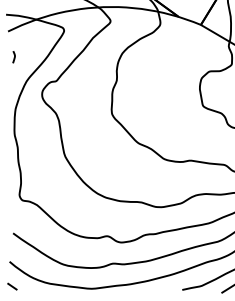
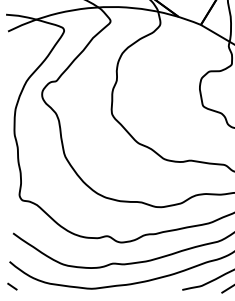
curve: present -> none (13, 57)
